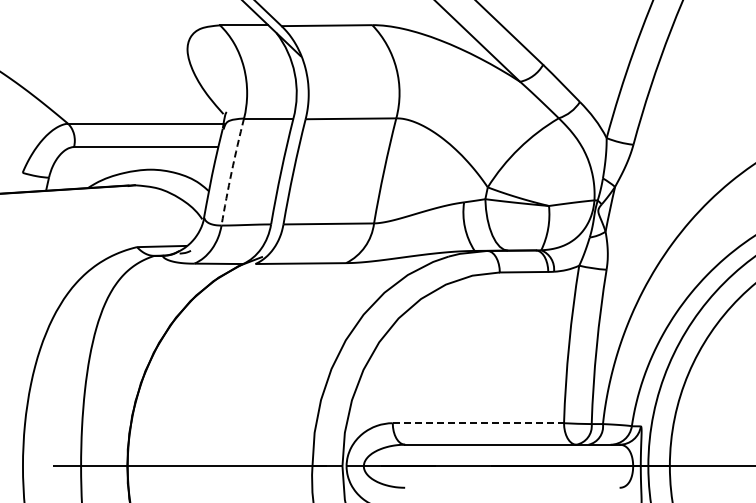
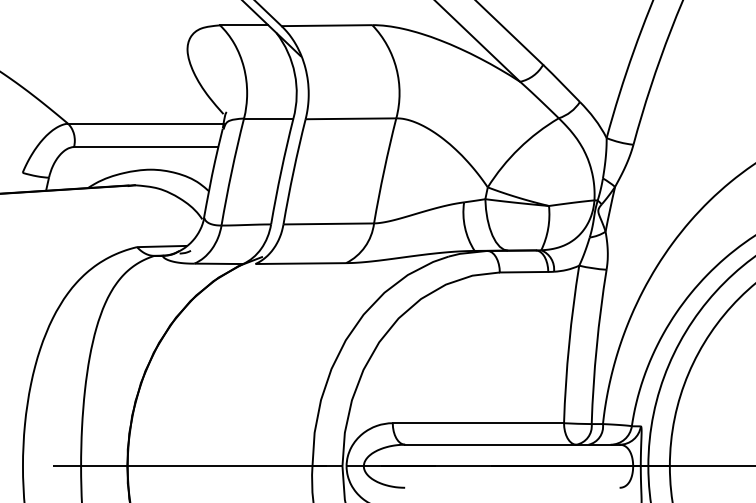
arc: dashed -> solid (231, 171)
line: dashed -> solid (478, 423)
